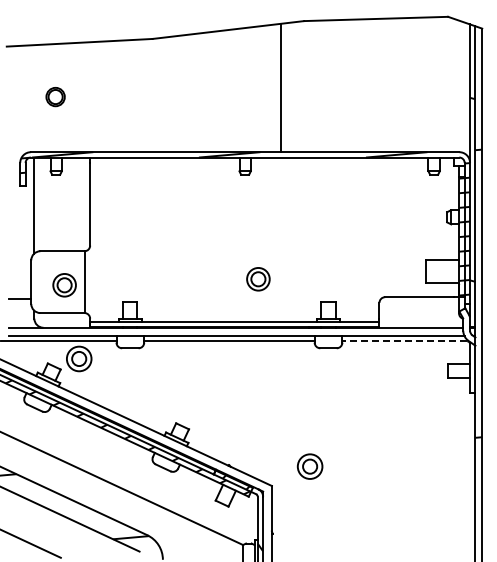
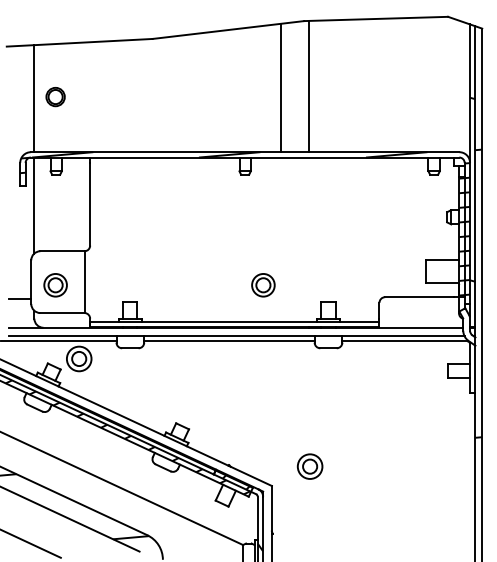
line: none -> present (309, 86)
line: none -> present (34, 98)
part position: (258, 279) -> (263, 285) (263, 285)
part position: (64, 285) -> (55, 285) (55, 285)
line: dashed -> solid (404, 341)
